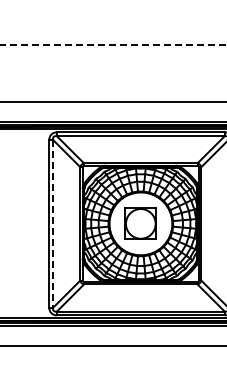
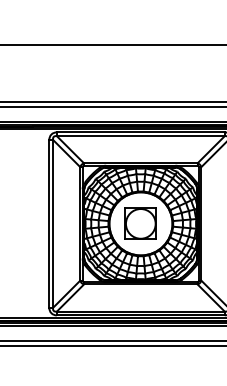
line: dashed -> solid (113, 44)
line: none -> present (112, 106)
line: dashed -> solid (53, 223)
line: none -> present (112, 341)
